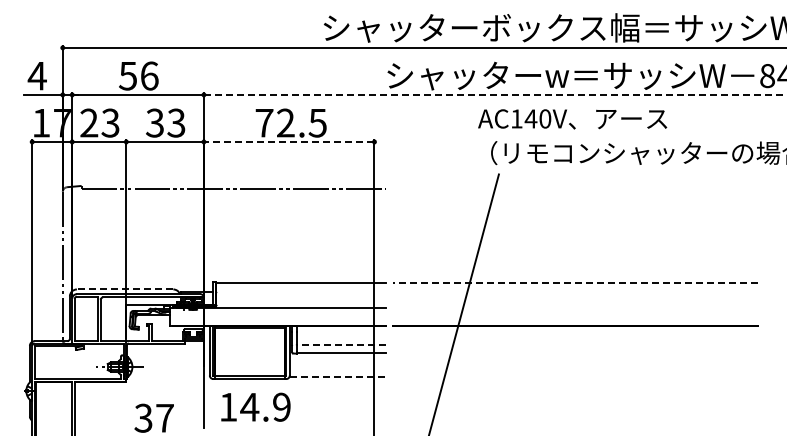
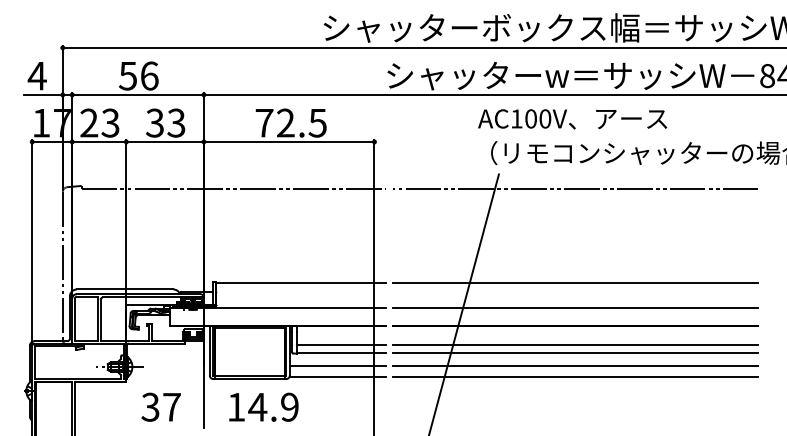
line: dashed -> solid (495, 94)
text: AC140V -> AC100V (530, 118)
line: dashed -> solid (288, 141)
line: none -> present (575, 189)
line: dashed -> solid (575, 282)
line: dashed -> solid (124, 289)
line: none -> present (575, 307)
line: dashed -> solid (340, 344)
line: none -> present (575, 344)
line: none -> present (575, 353)
line: none -> present (337, 366)
line: none -> present (575, 366)
line: dashed -> solid (337, 376)
line: none -> present (575, 376)
text position: (255, 406) -> (263, 406) (263, 406)
text position: (153, 417) -> (160, 406) (160, 406)
